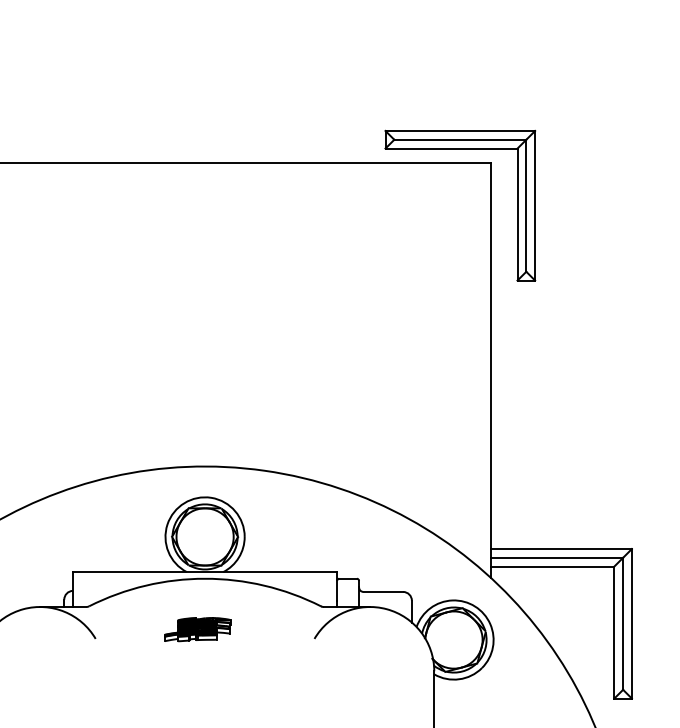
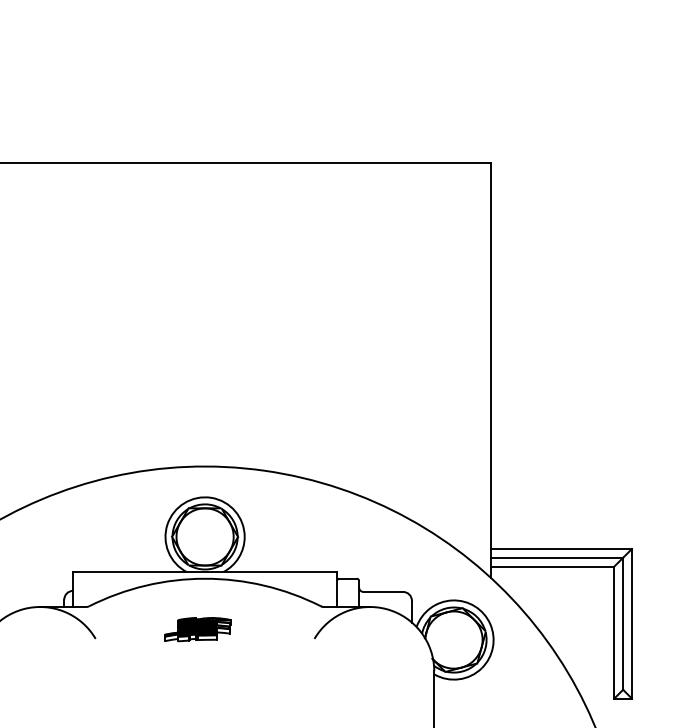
part: present -> none (460, 149)
